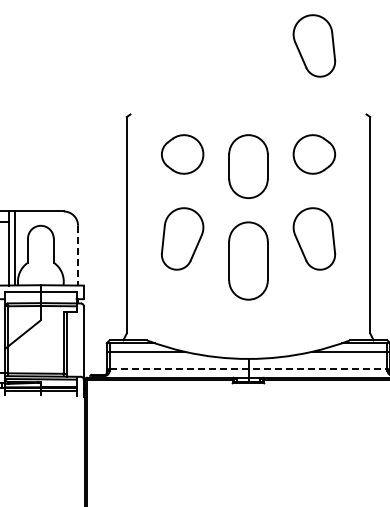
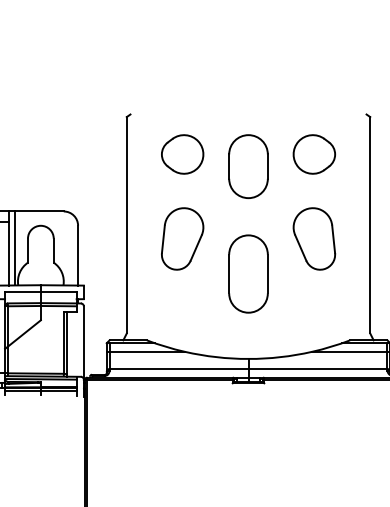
part: present -> none (314, 45)
line: dashed -> solid (78, 255)
part position: (248, 260) -> (248, 273) (248, 273)
line: dashed -> solid (248, 369)
